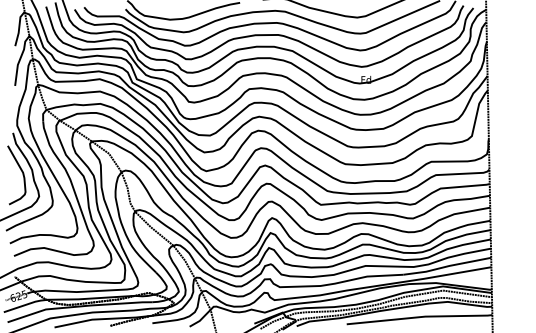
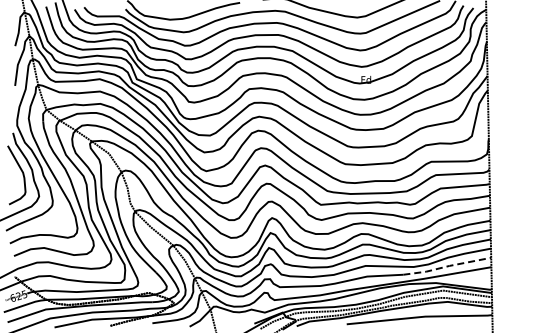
line: solid -> dashed (446, 266)
